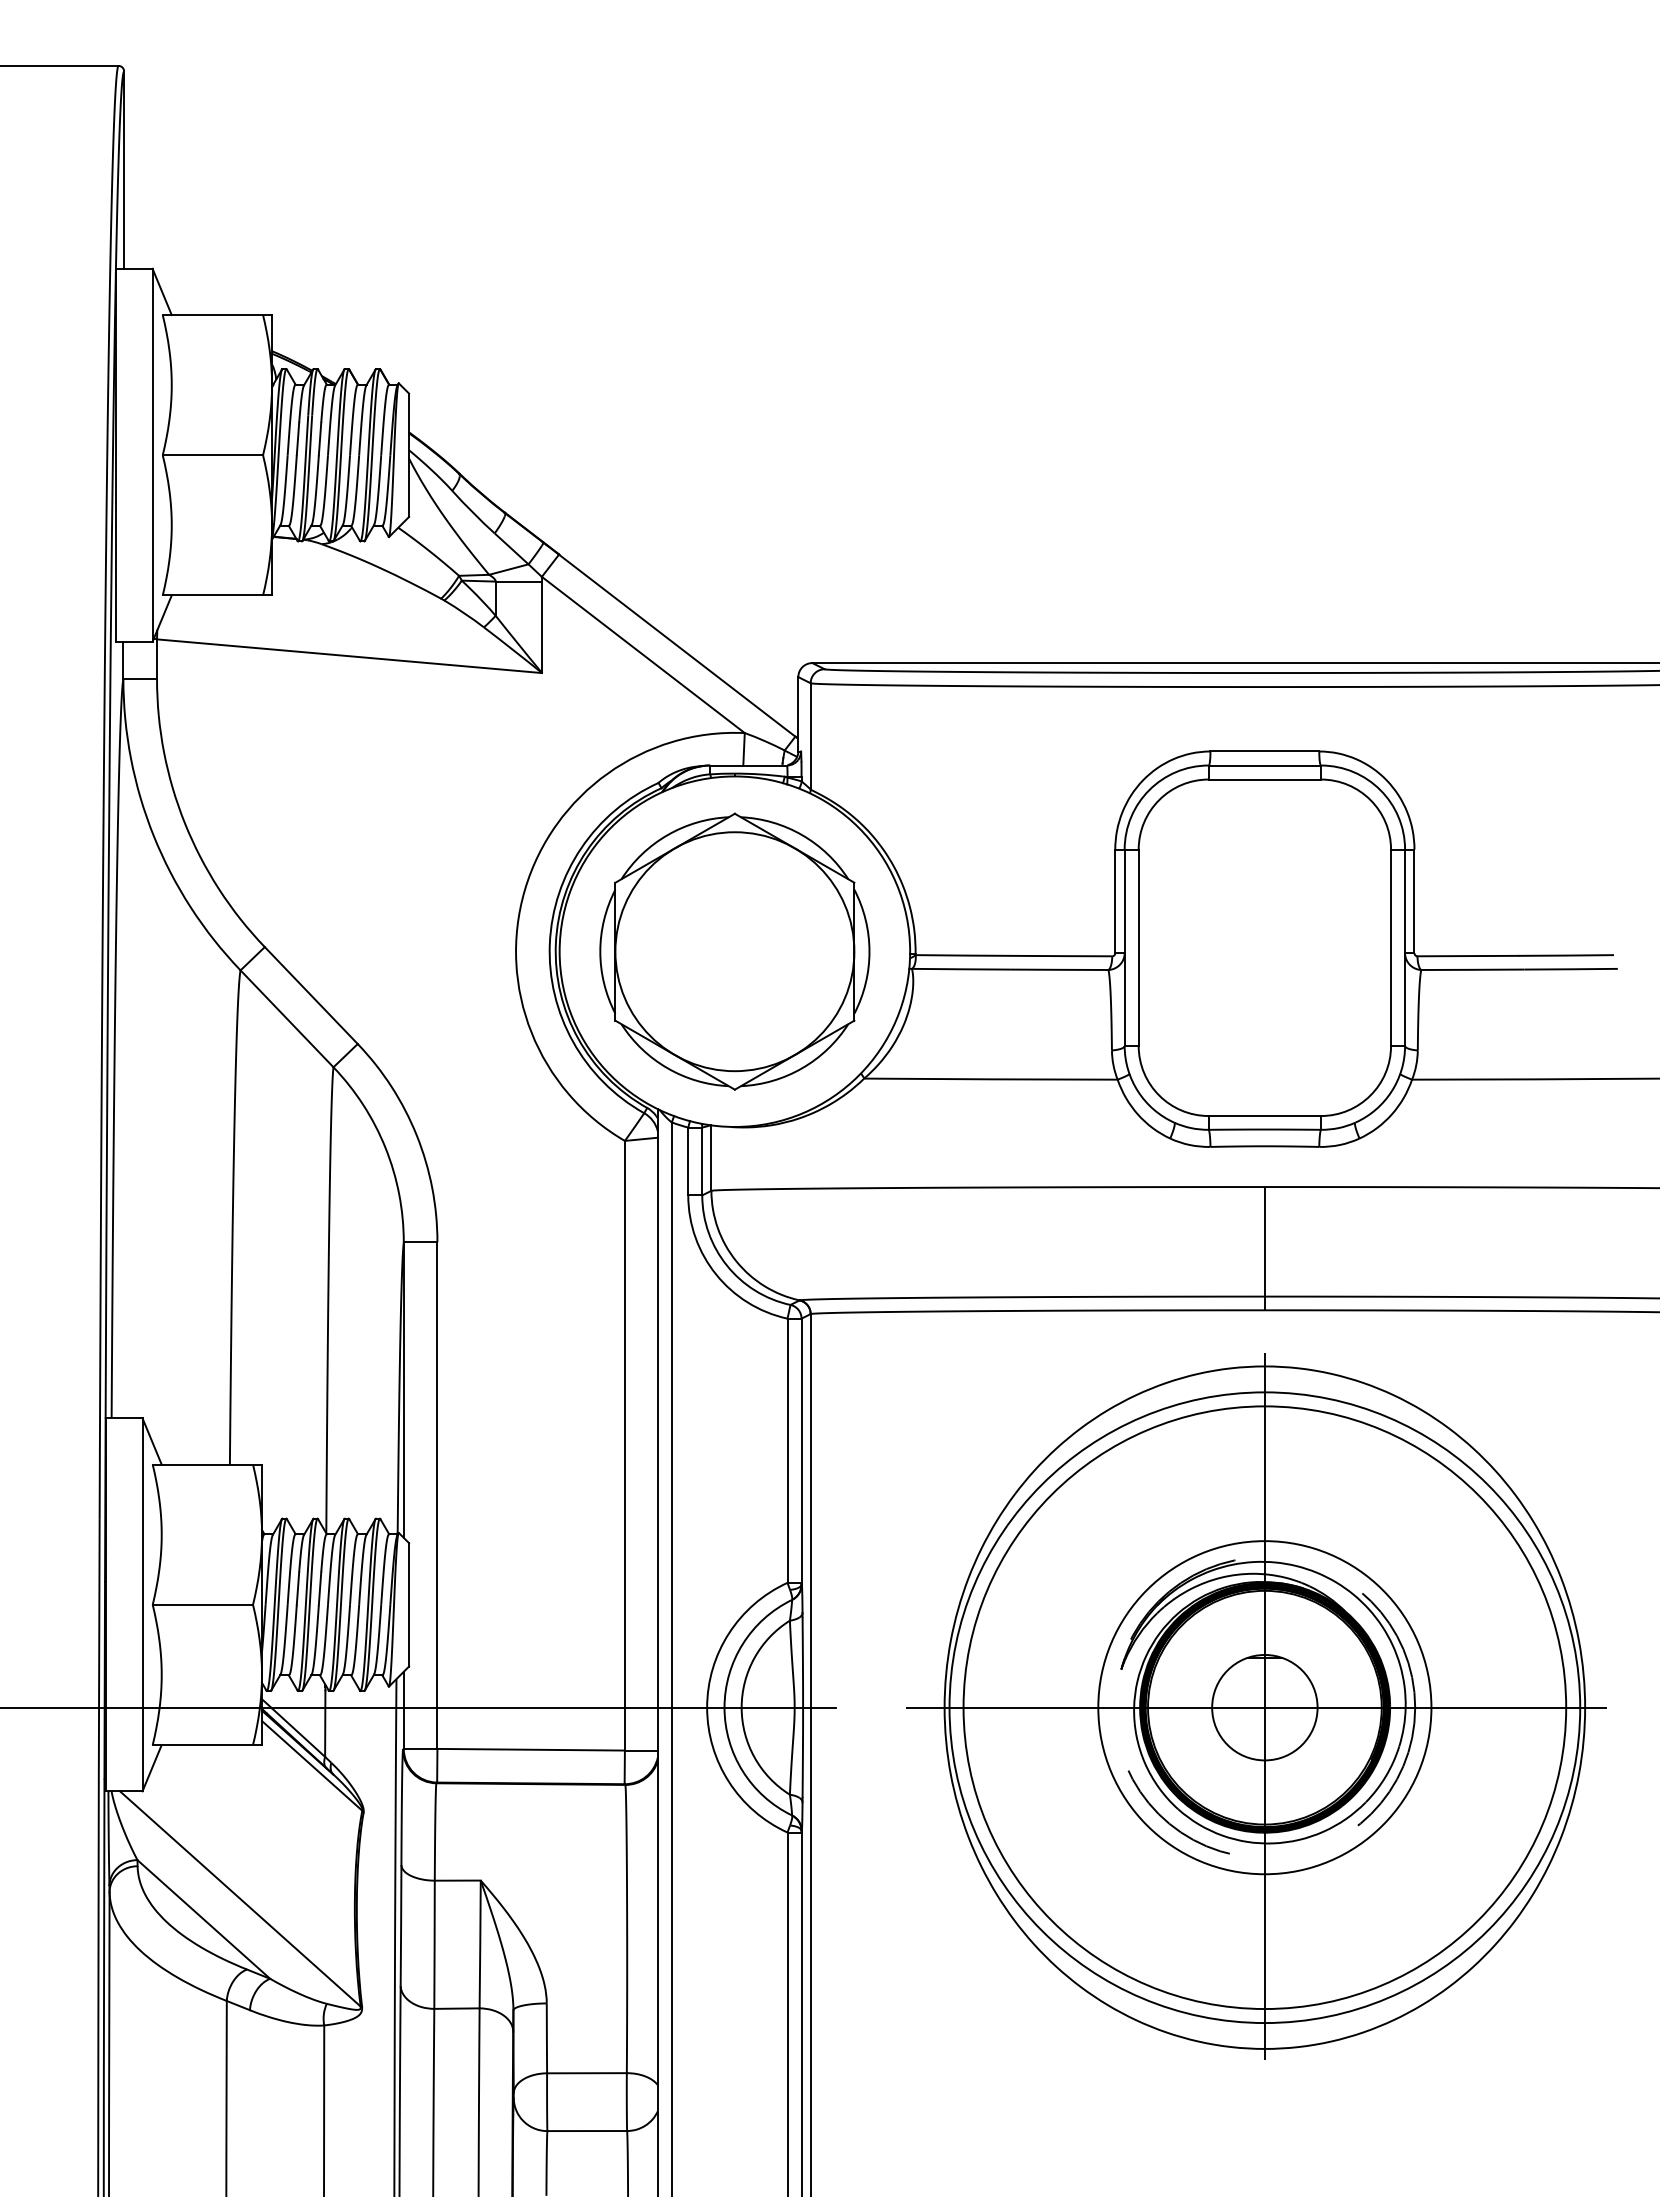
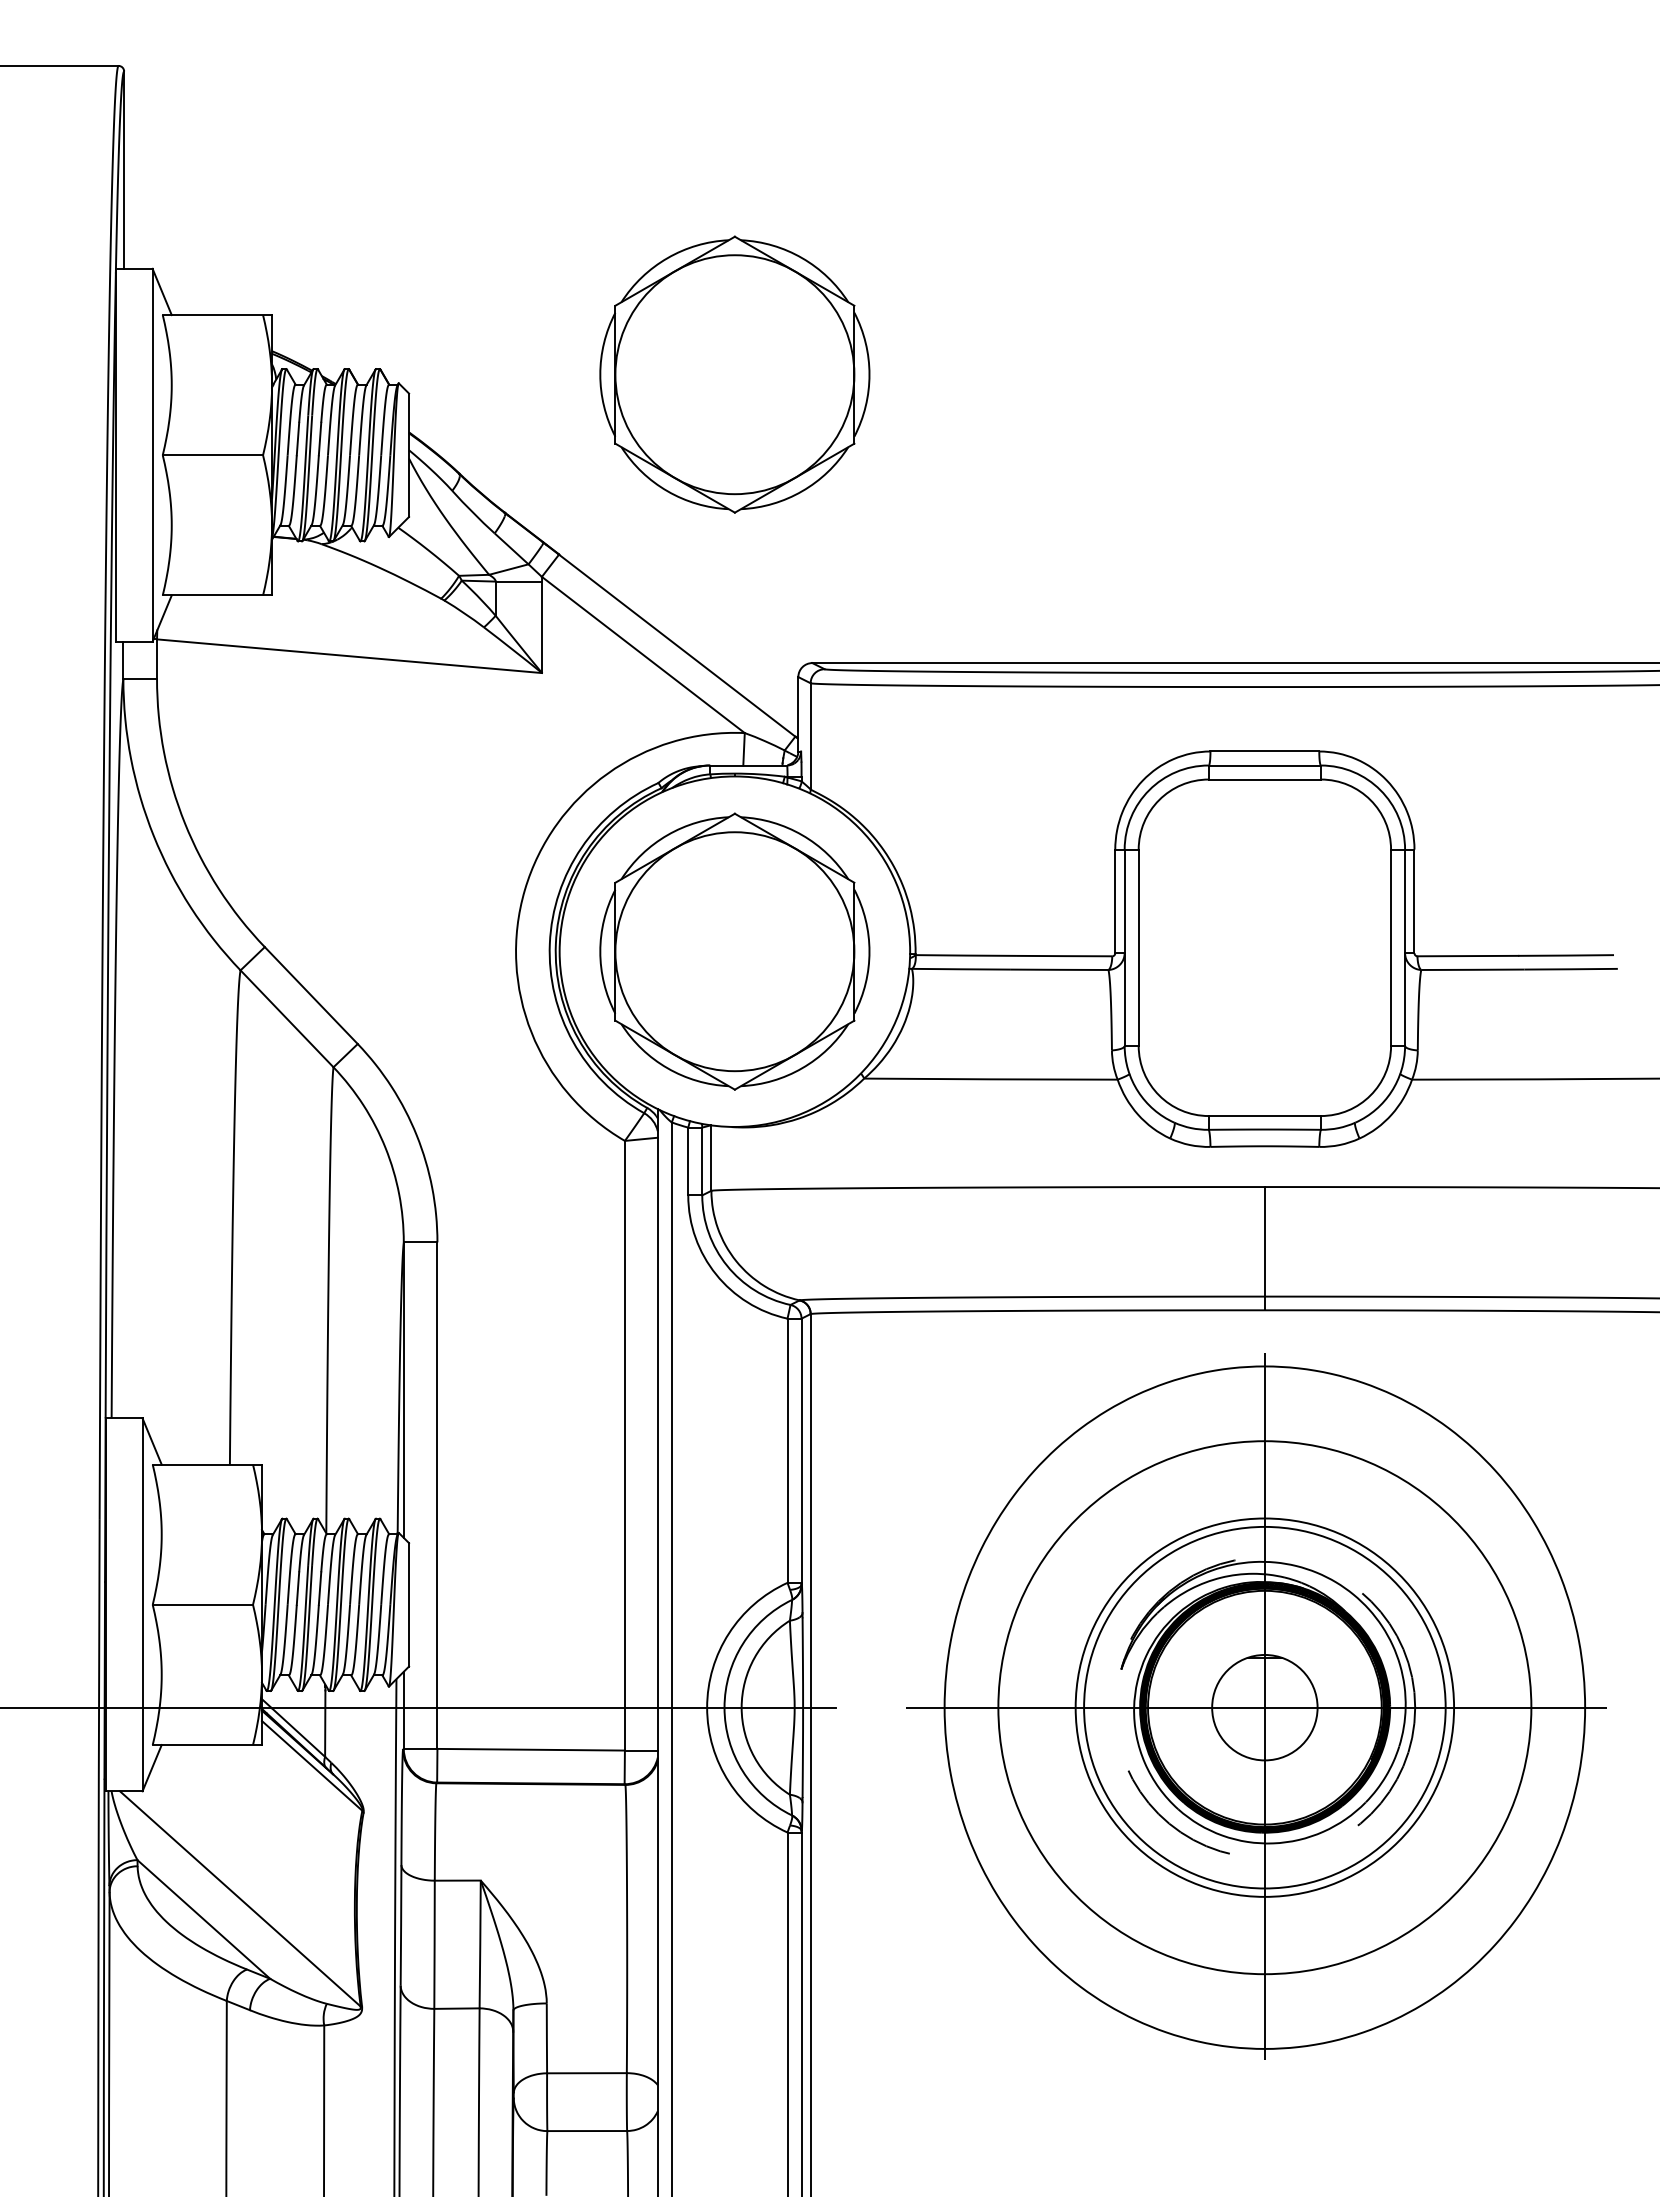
part: none -> present (734, 374)
circle diameter: 333 px -> 533 px (1264, 1707)
circle diameter: 603 px -> 362 px (1264, 1707)
circle diameter: 631 px -> 378 px (1264, 1707)
